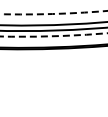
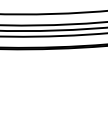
arc: dashed -> solid (53, 13)
arc: dashed -> solid (53, 36)
